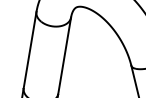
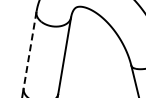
line: solid -> dashed (30, 50)
